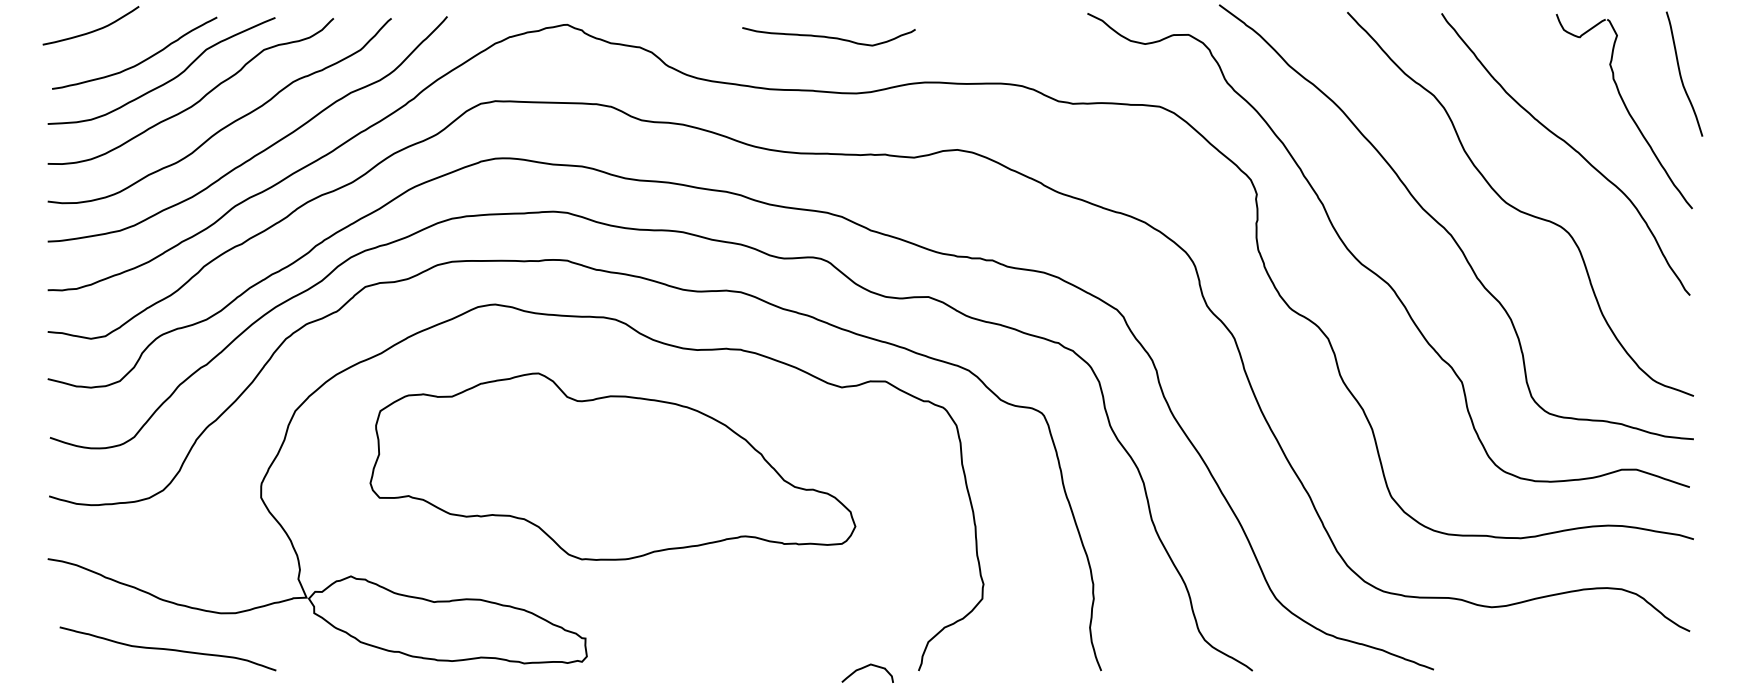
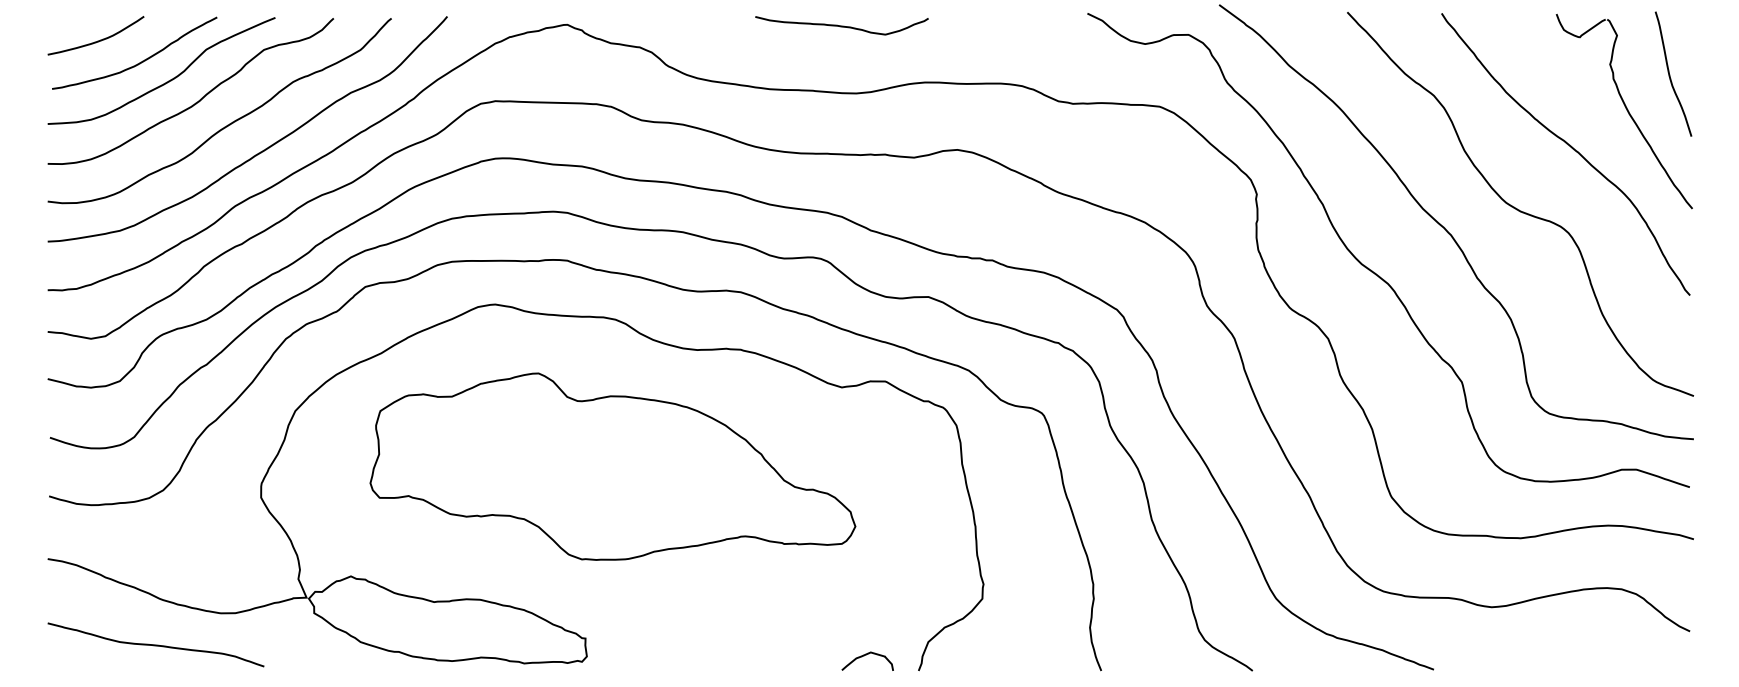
curve position: (92, 30) -> (97, 40) (97, 40)
curve position: (828, 36) -> (841, 25) (841, 25)
curve position: (1681, 74) -> (1670, 74) (1670, 74)
curve position: (167, 648) -> (155, 644) (155, 644)
curve position: (864, 668) -> (864, 656) (864, 656)
